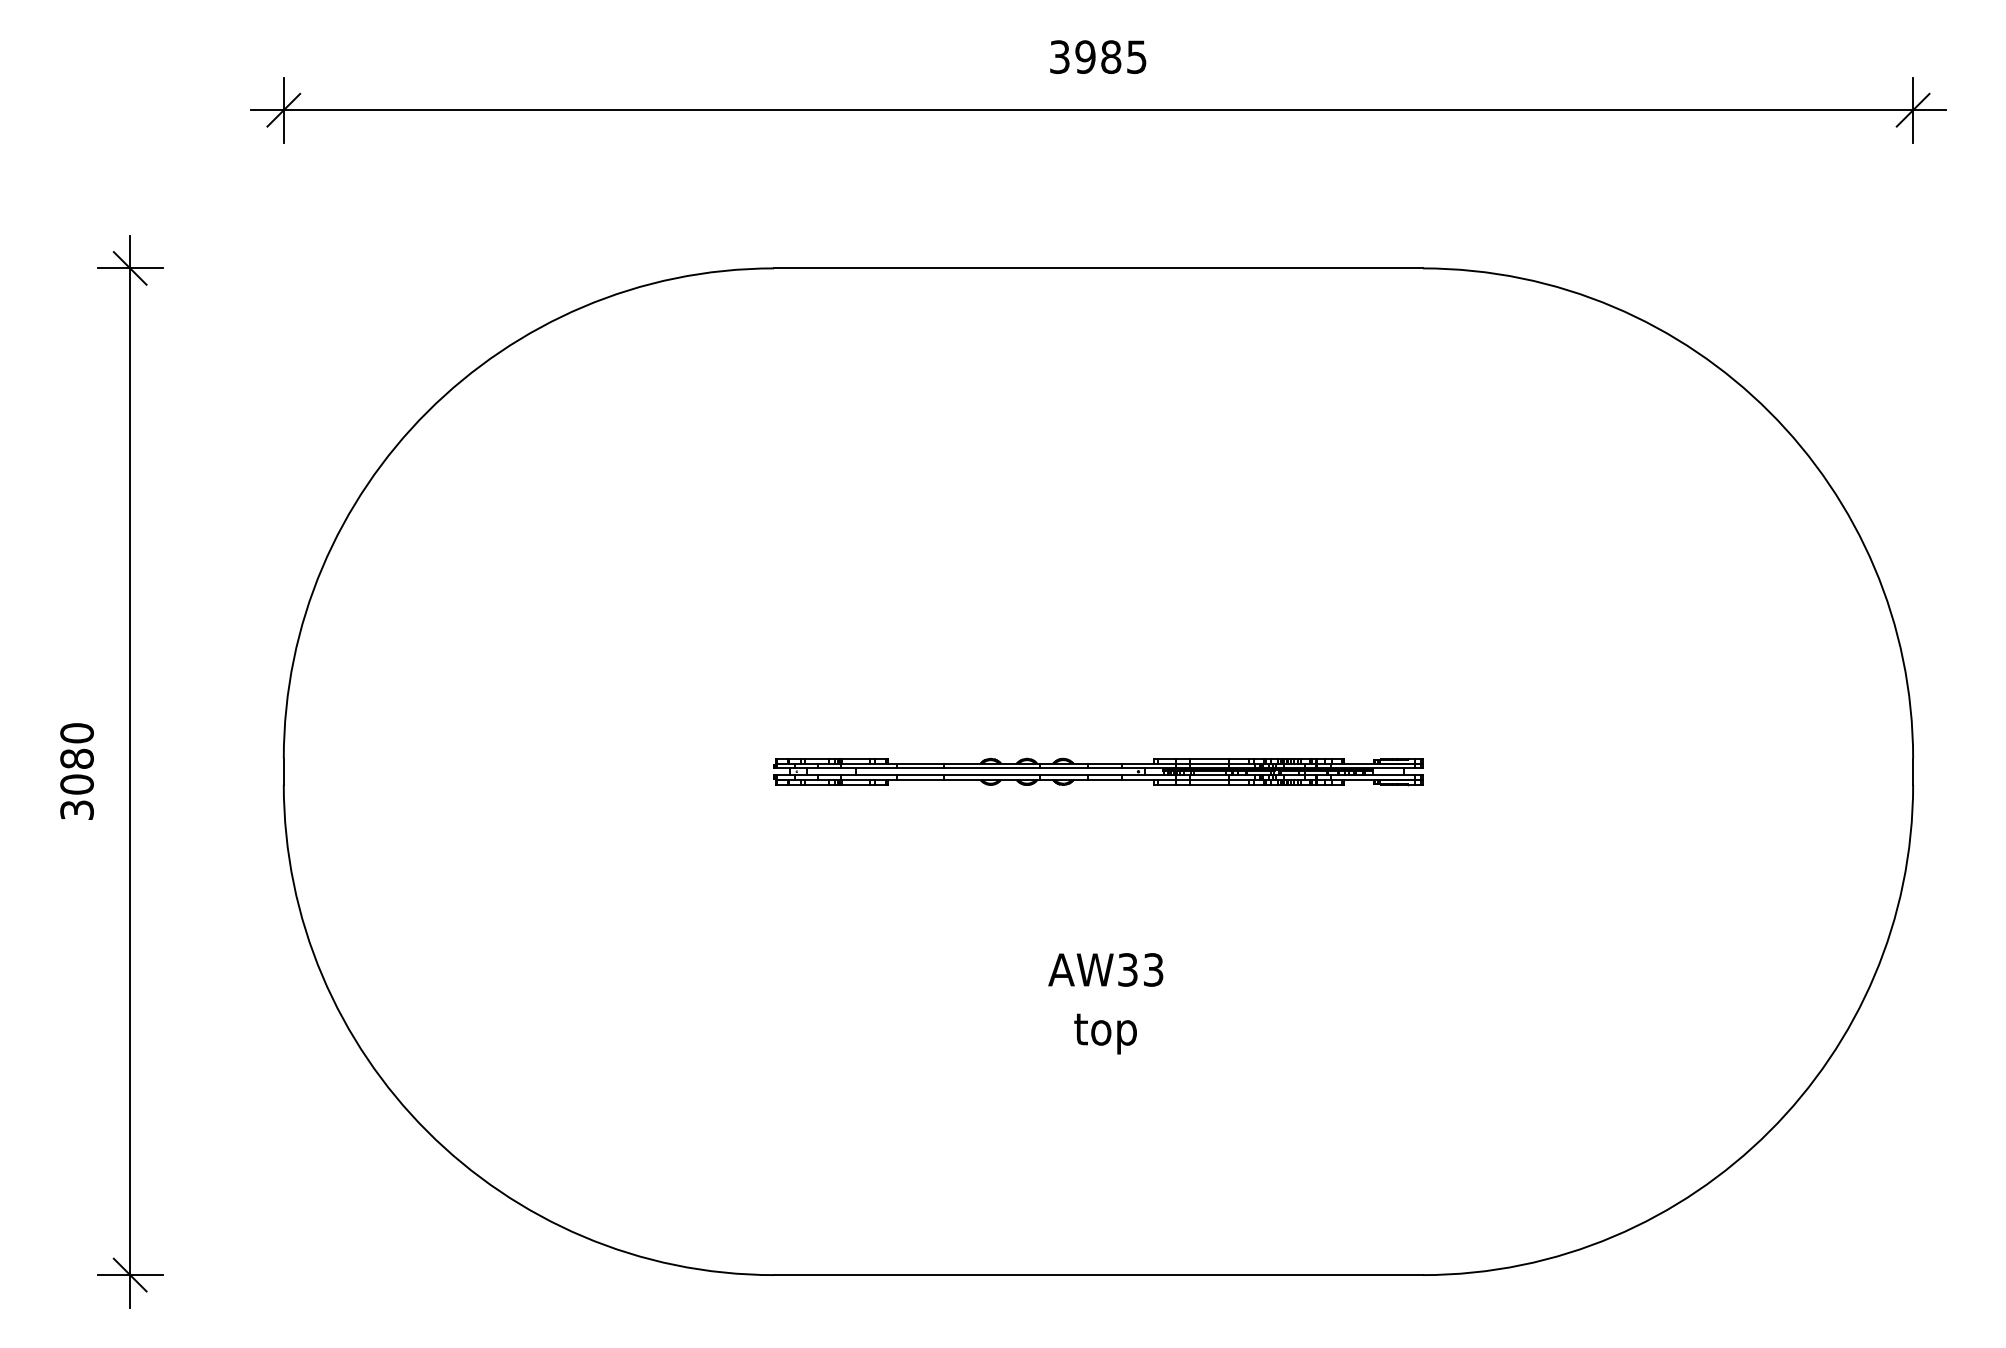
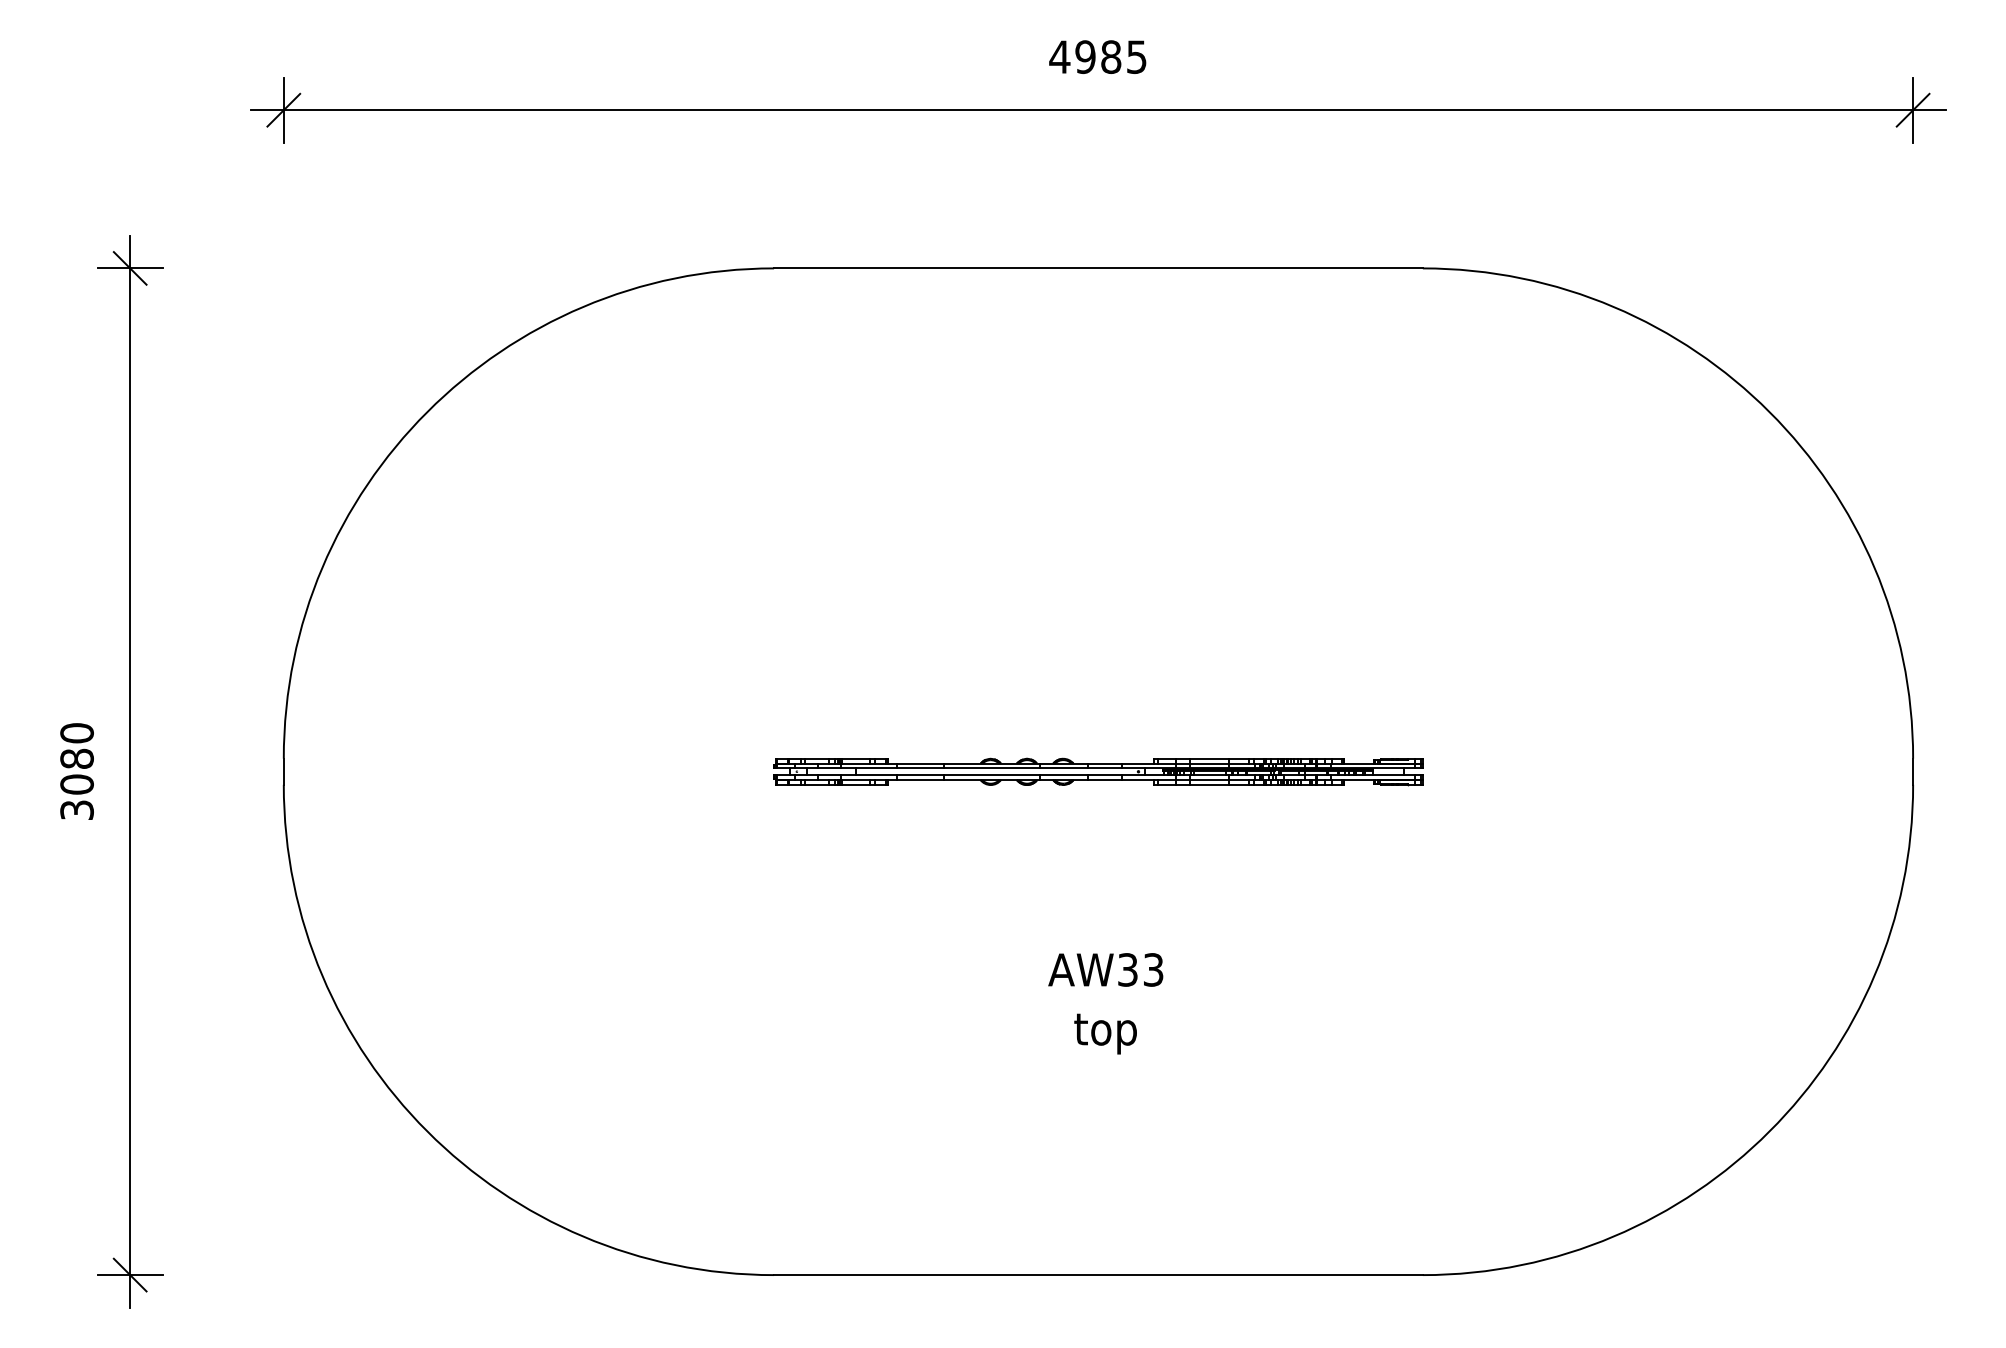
text: 3985 -> 4985 (1059, 56)
